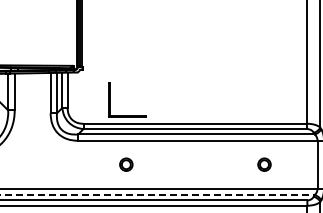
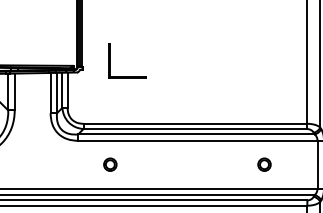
part position: (127, 115) -> (127, 76) (127, 76)
part position: (126, 164) -> (110, 164) (110, 164)
line: dashed -> solid (158, 195)
